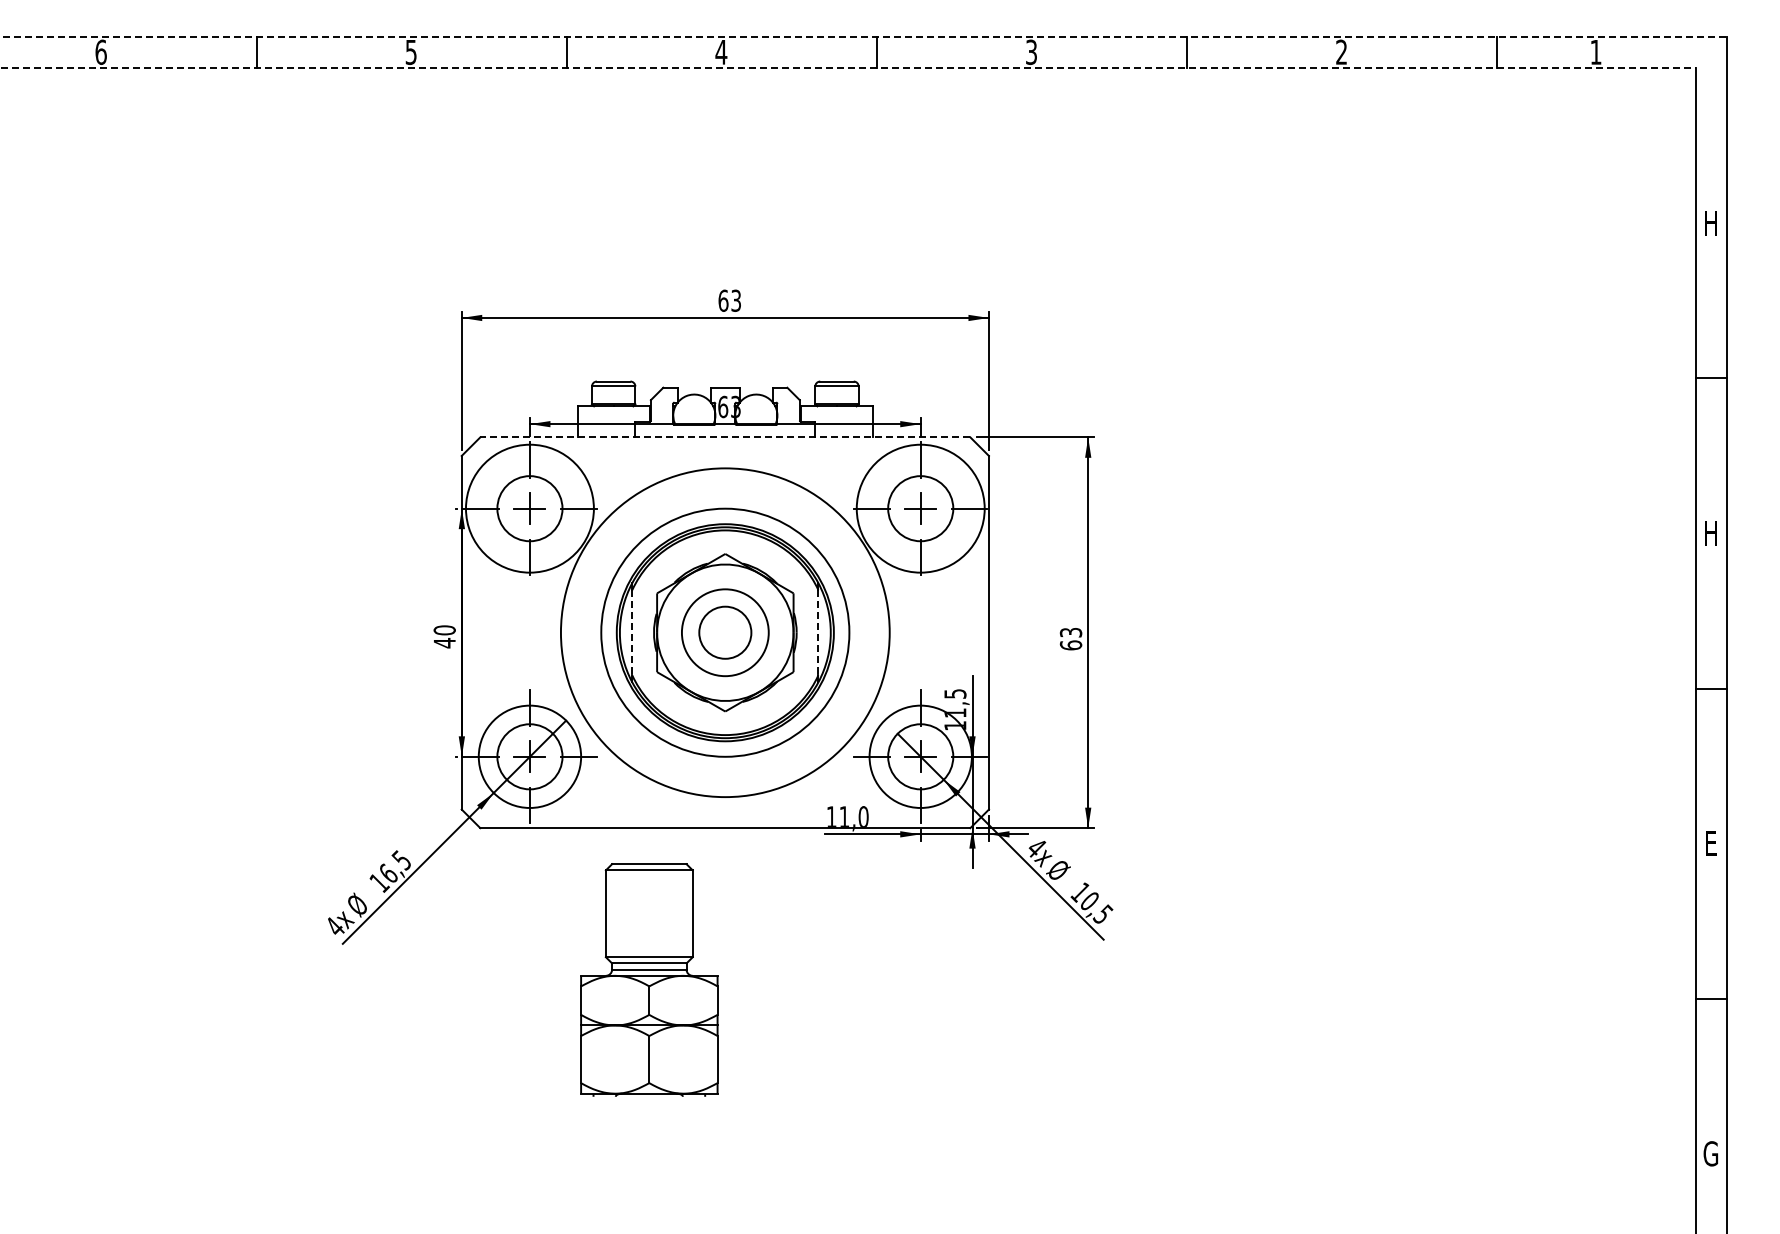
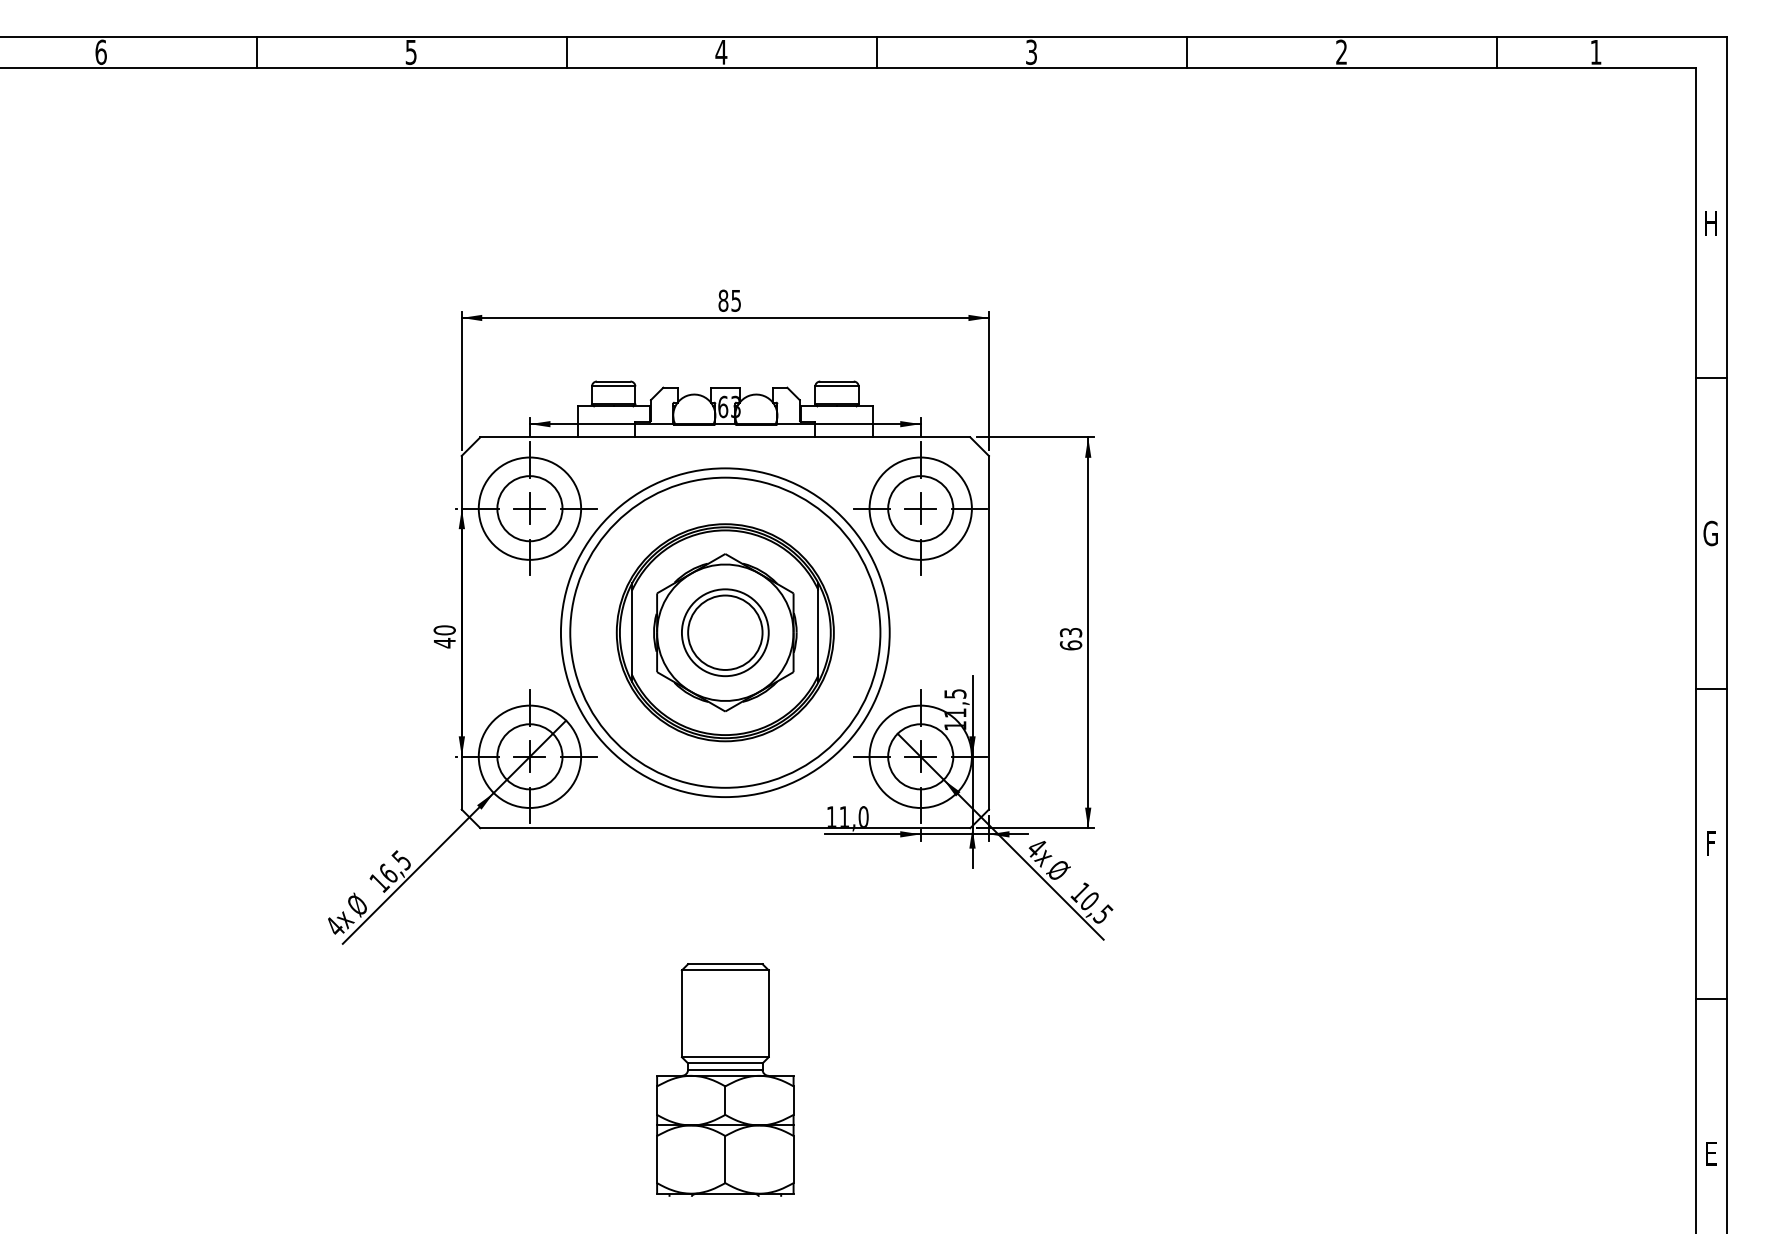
line: dashed -> solid (863, 37)
line: dashed -> solid (848, 68)
text: 63 -> 85 (729, 300)
line: dashed -> solid (724, 437)
circle diameter: 128 px -> 102 px (529, 508)
circle diameter: 128 px -> 102 px (920, 508)
text: H -> G (1710, 533)
line: dashed -> solid (632, 632)
circle diameter: 248 px -> 310 px (725, 632)
circle diameter: 52 px -> 74 px (725, 632)
line: dashed -> solid (818, 632)
text: E -> F (1711, 843)
part position: (649, 979) -> (725, 1079) (725, 1079)
text: G -> E (1710, 1153)
